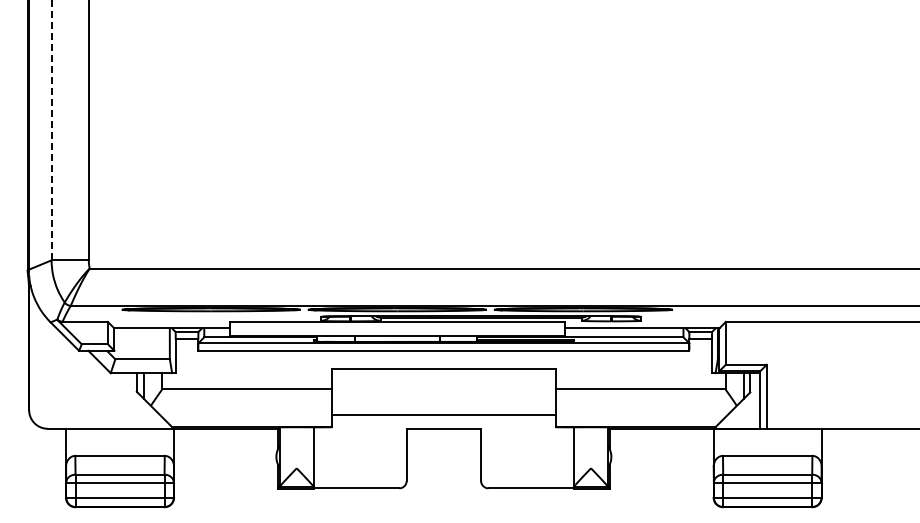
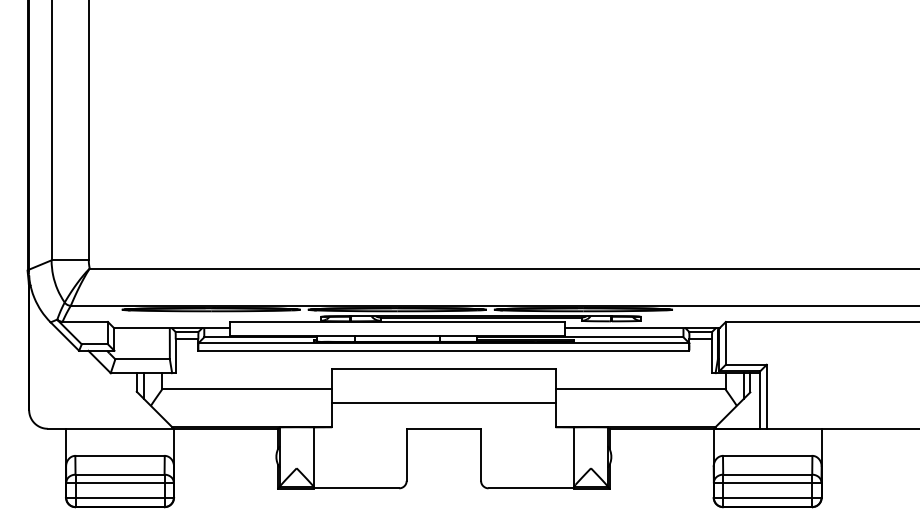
line: dashed -> solid (51, 130)
line position: (443, 414) -> (443, 402) (443, 402)
